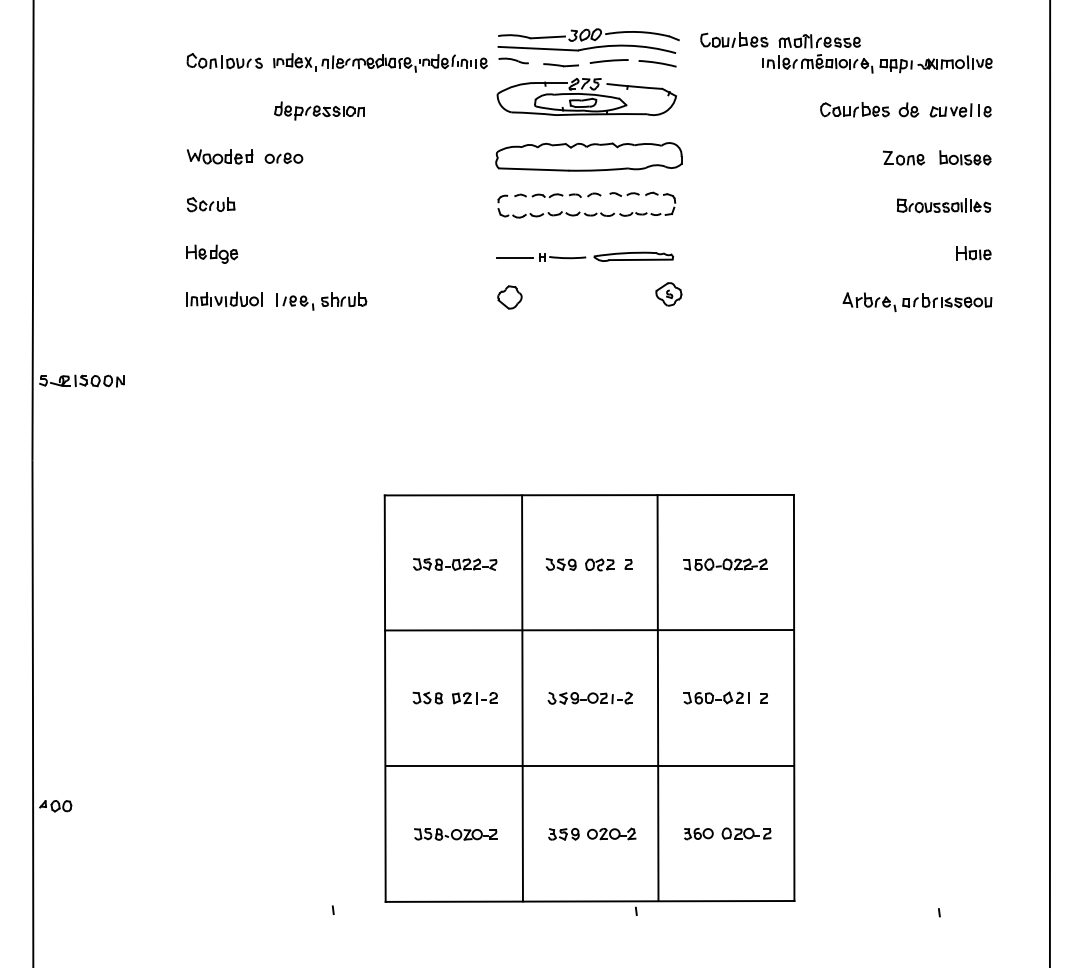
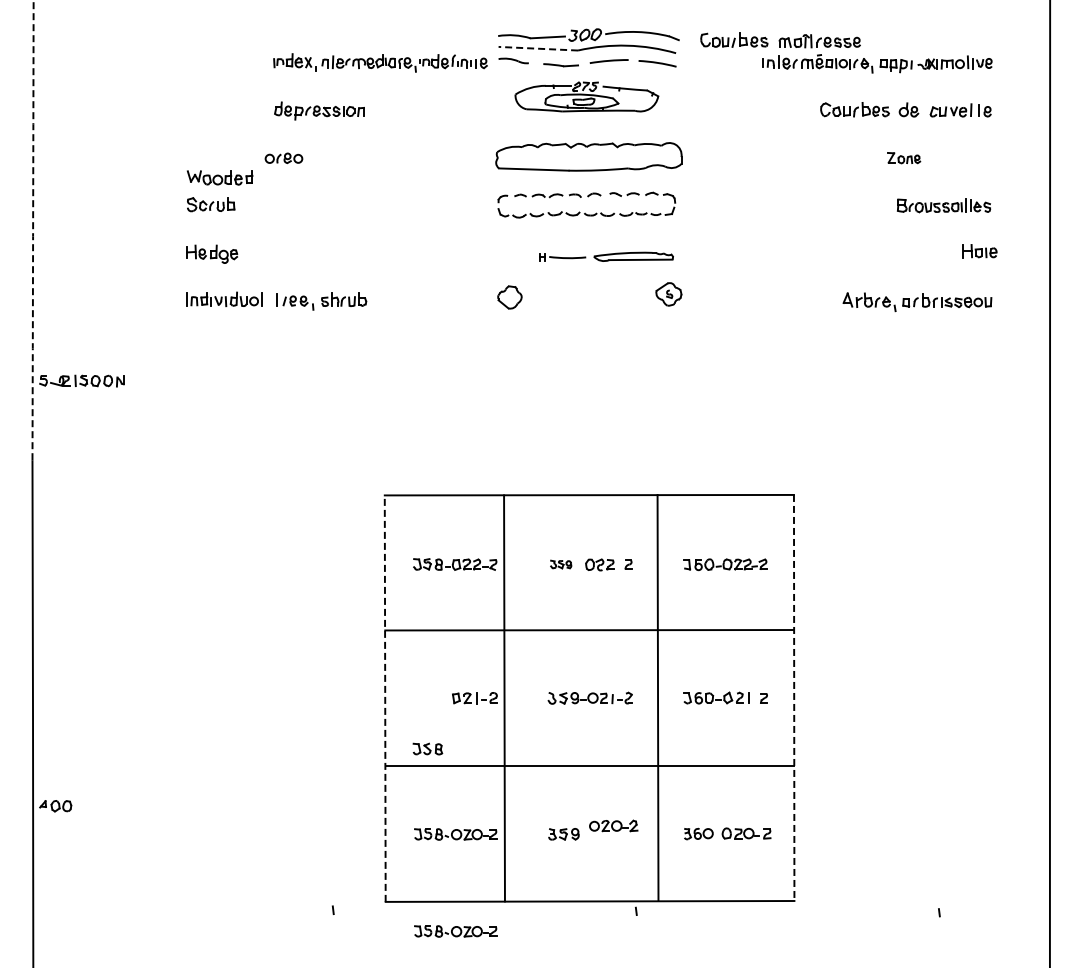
line: solid -> dashed (538, 48)
part: present -> none (224, 61)
part size: 182x38 px -> 146x32 px (586, 96)
part position: (220, 156) -> (220, 177) (220, 177)
part size: 43x16 px -> 35x13 px (904, 158)
part: present -> none (965, 157)
arc: solid -> dashed (33, 229)
part position: (973, 253) -> (979, 251) (979, 251)
line: present -> none (515, 257)
part size: 32x13 px -> 23x11 px (561, 564)
part position: (427, 697) -> (427, 748) (427, 748)
line: solid -> dashed (385, 698)
line position: (522, 698) -> (504, 698) (504, 698)
line: solid -> dashed (794, 698)
part position: (611, 833) -> (613, 825) (613, 825)
part: none -> present (455, 931)
